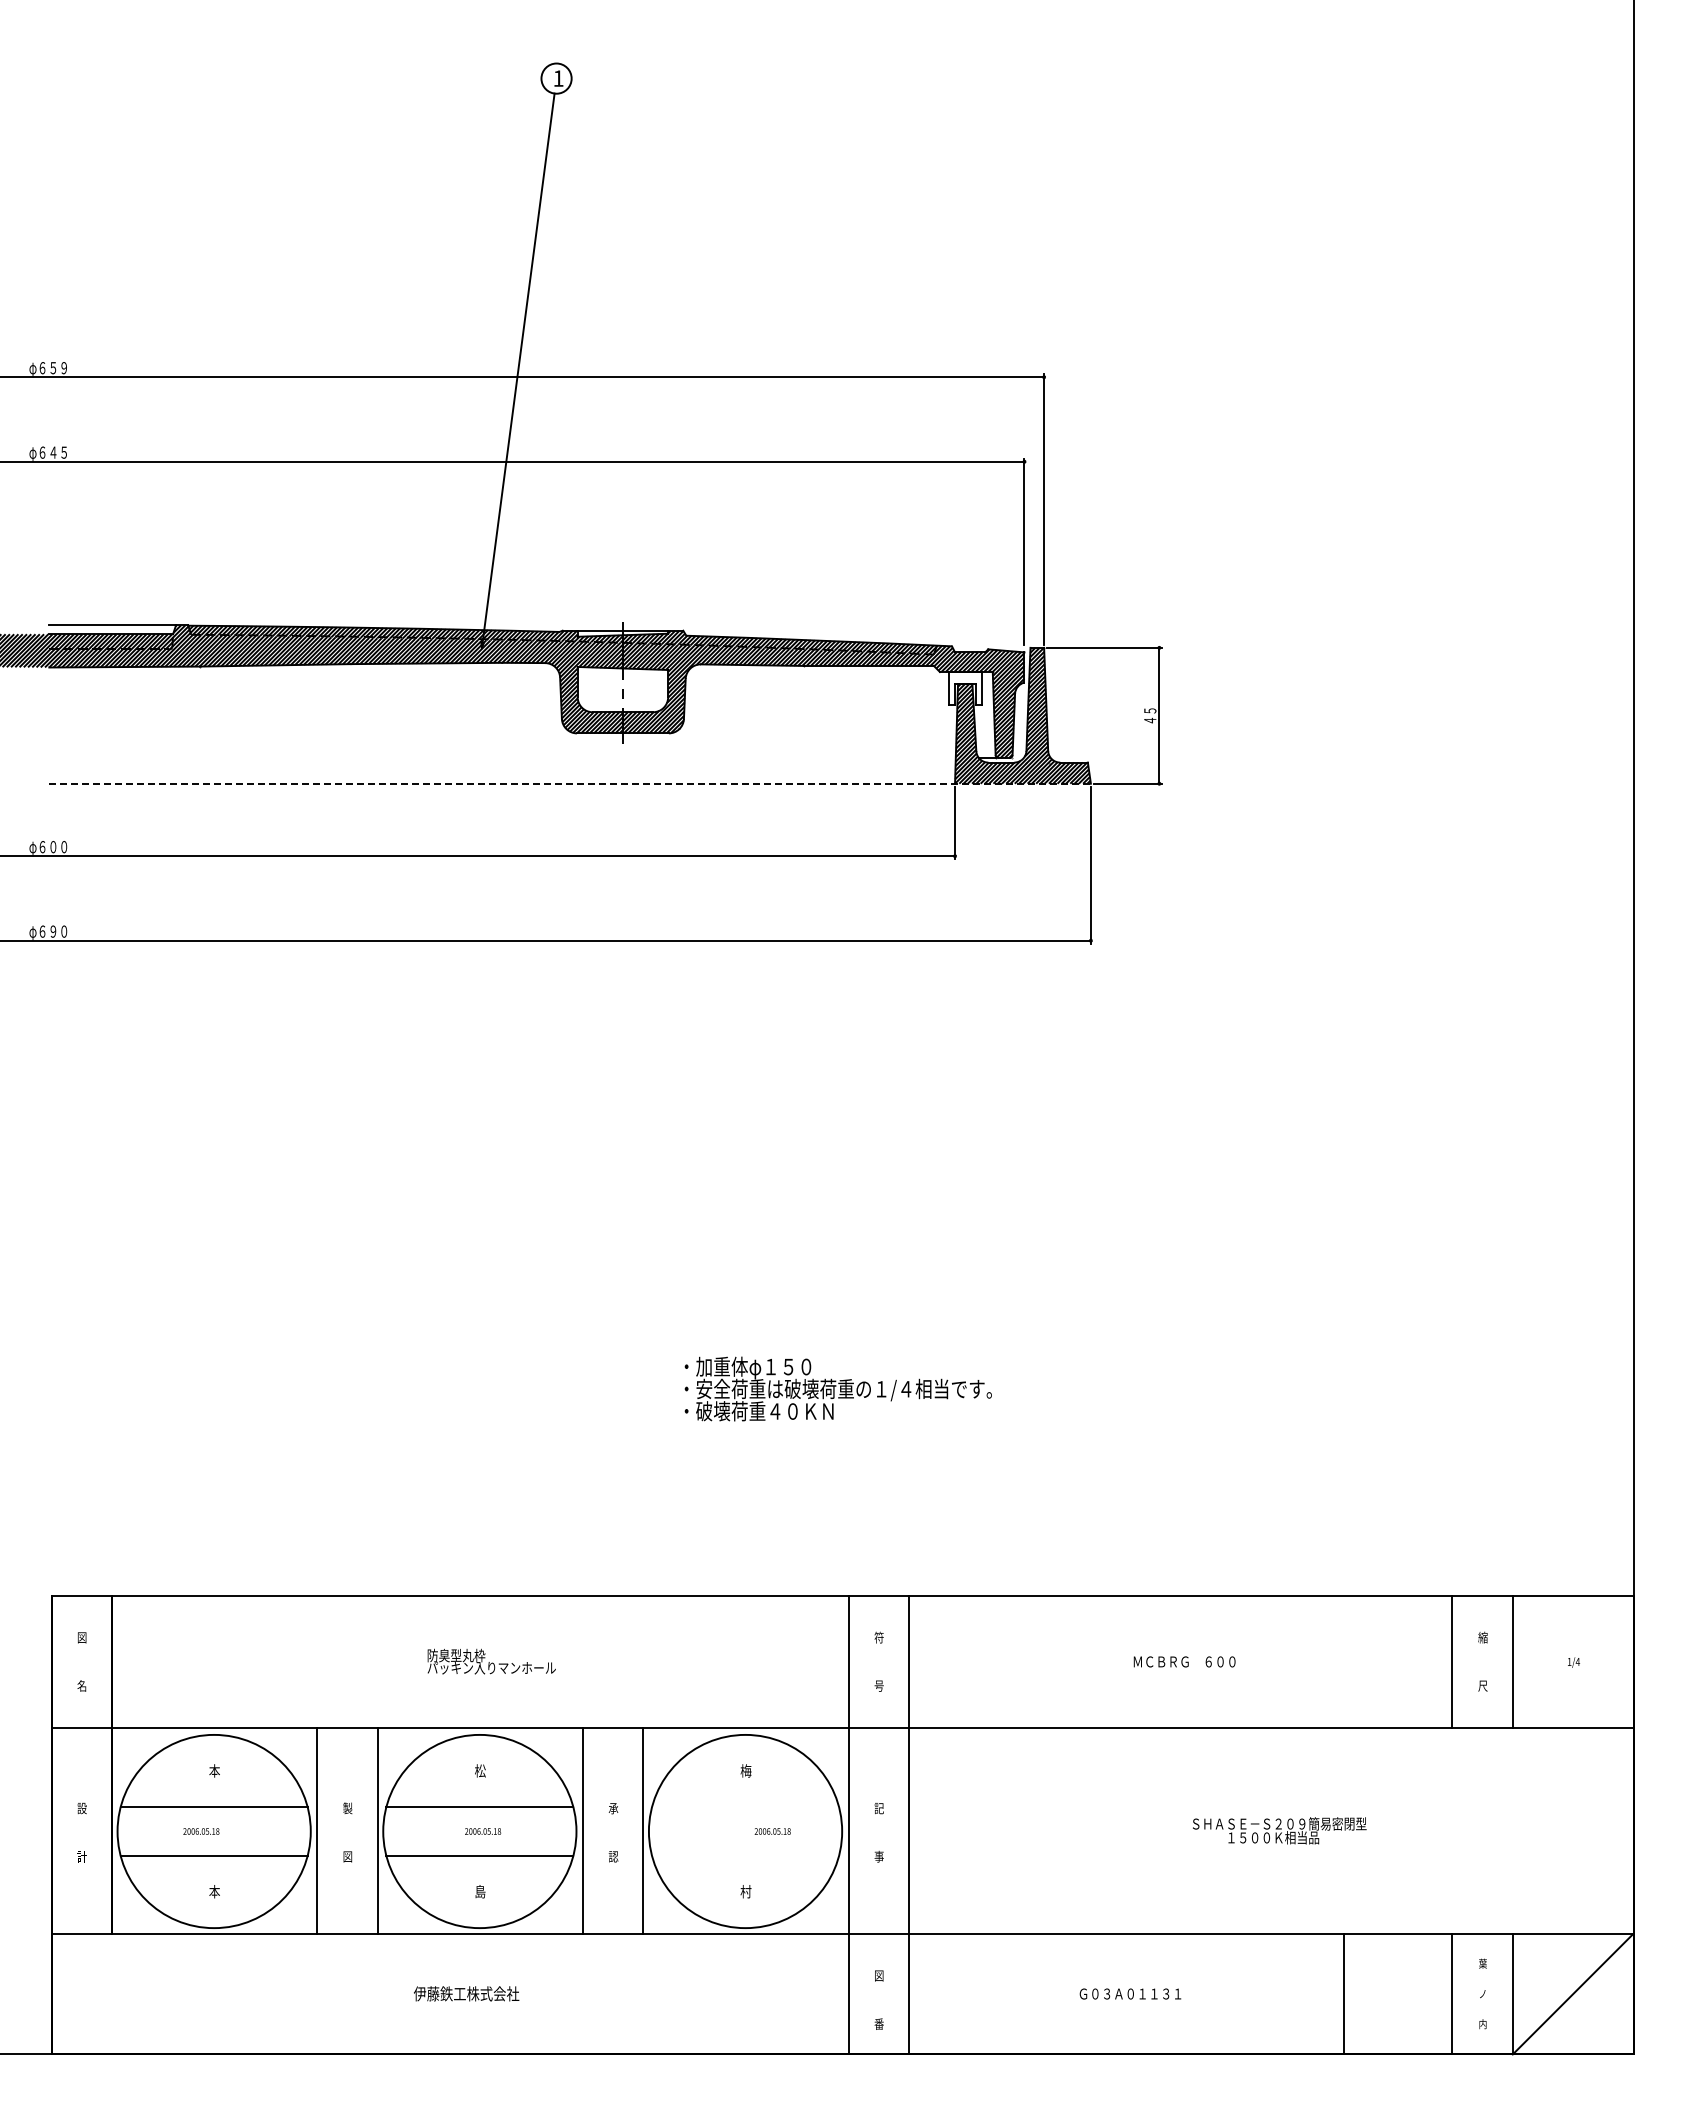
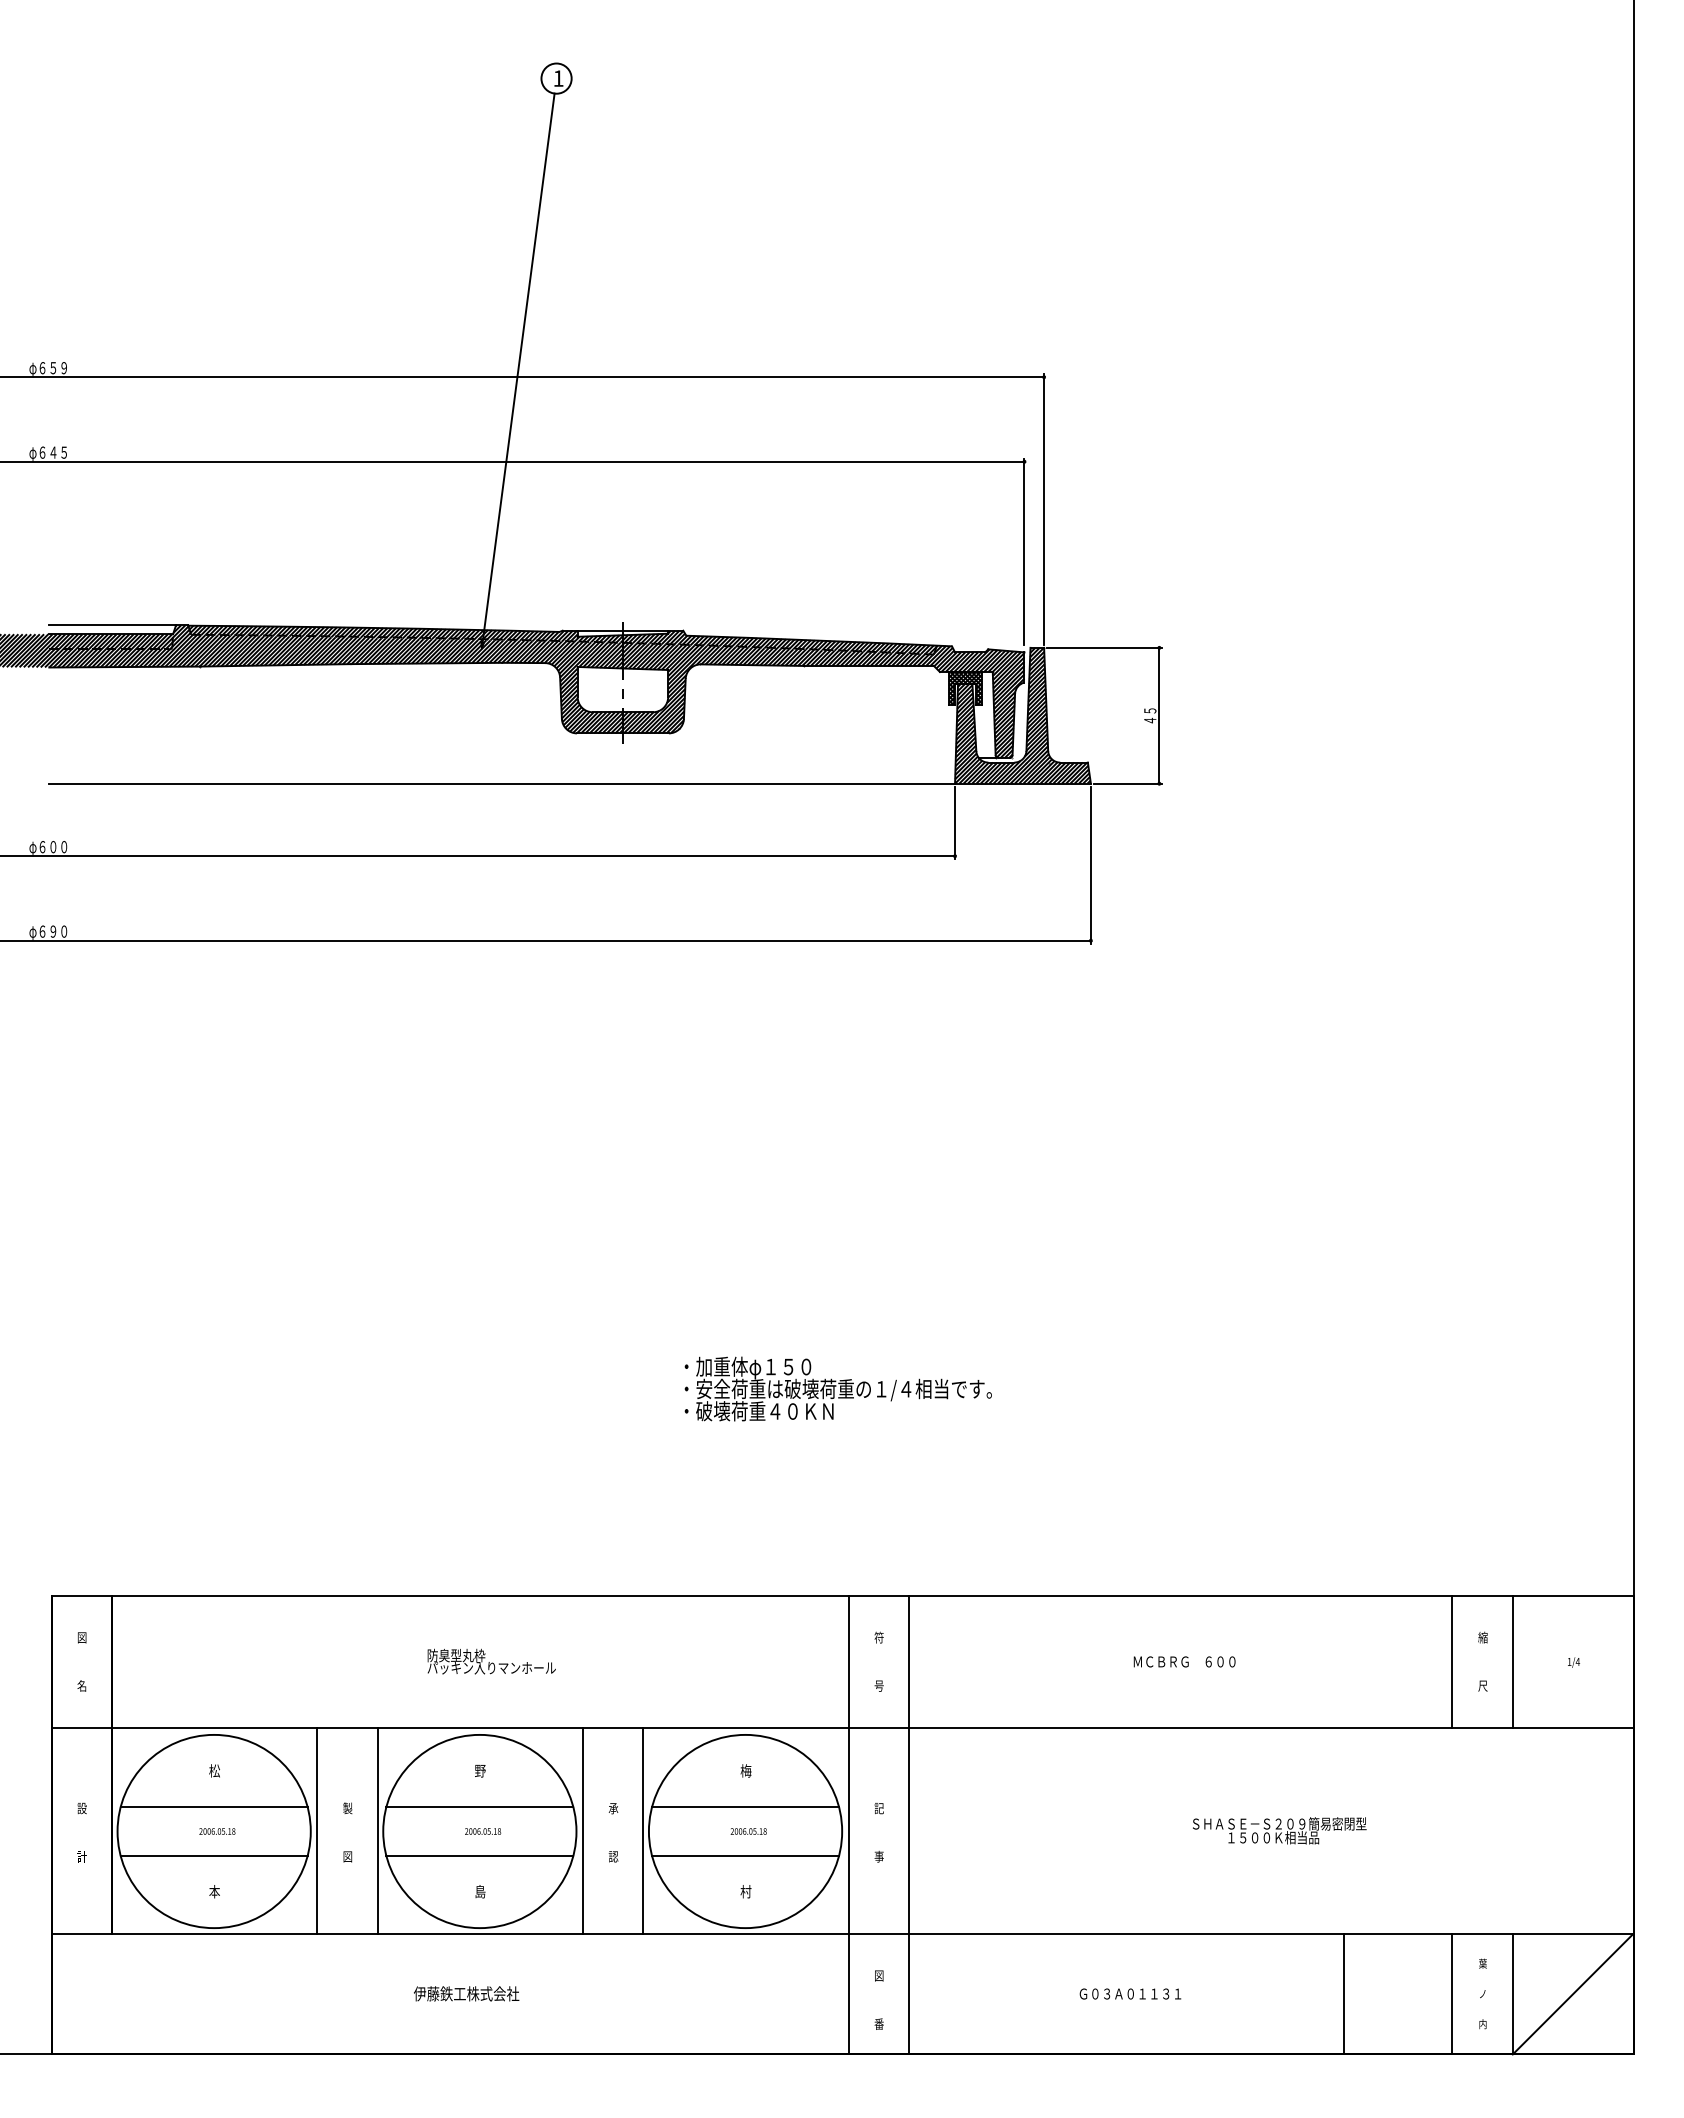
hatch: none -> present (965, 688)
line: dashed -> solid (570, 783)
text: 本 -> 松 (214, 1770)
text: 松 -> 野 (480, 1770)
line: none -> present (745, 1807)
text position: (201, 1831) -> (217, 1831) (217, 1831)
text position: (772, 1831) -> (748, 1831) (748, 1831)
line: none -> present (745, 1855)
